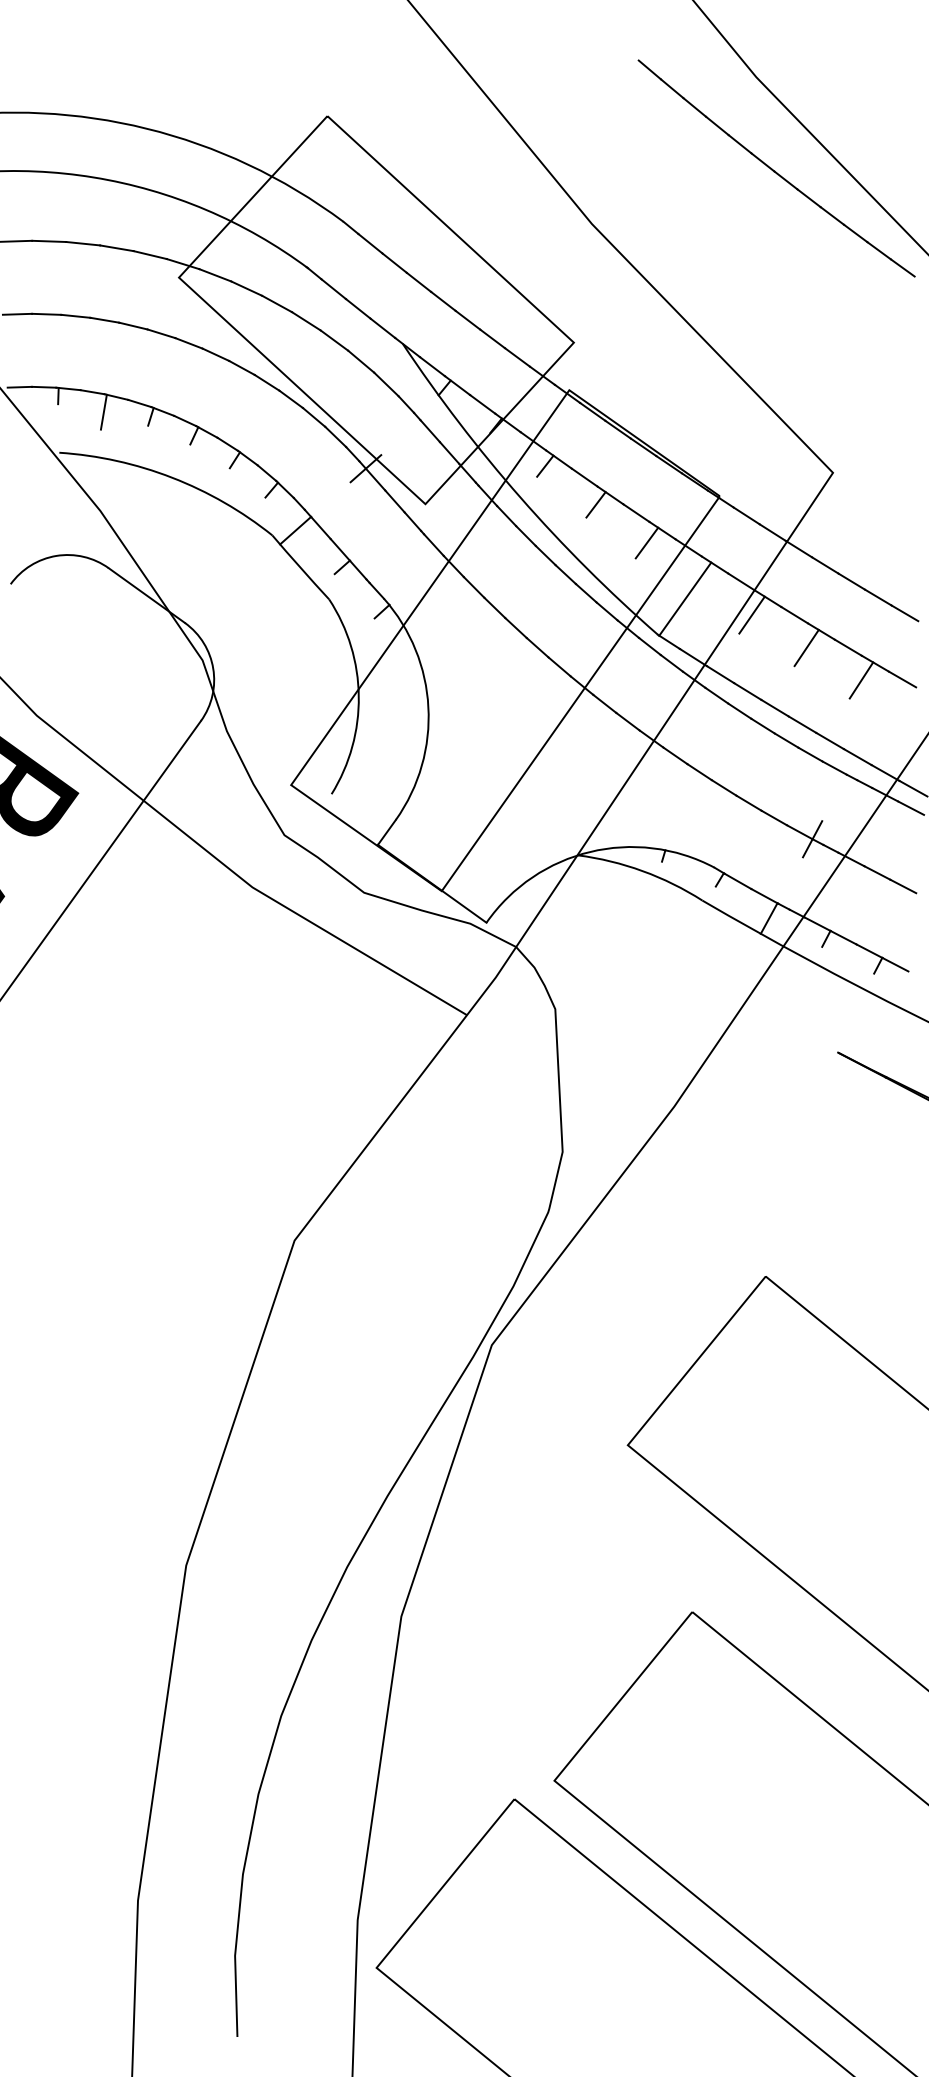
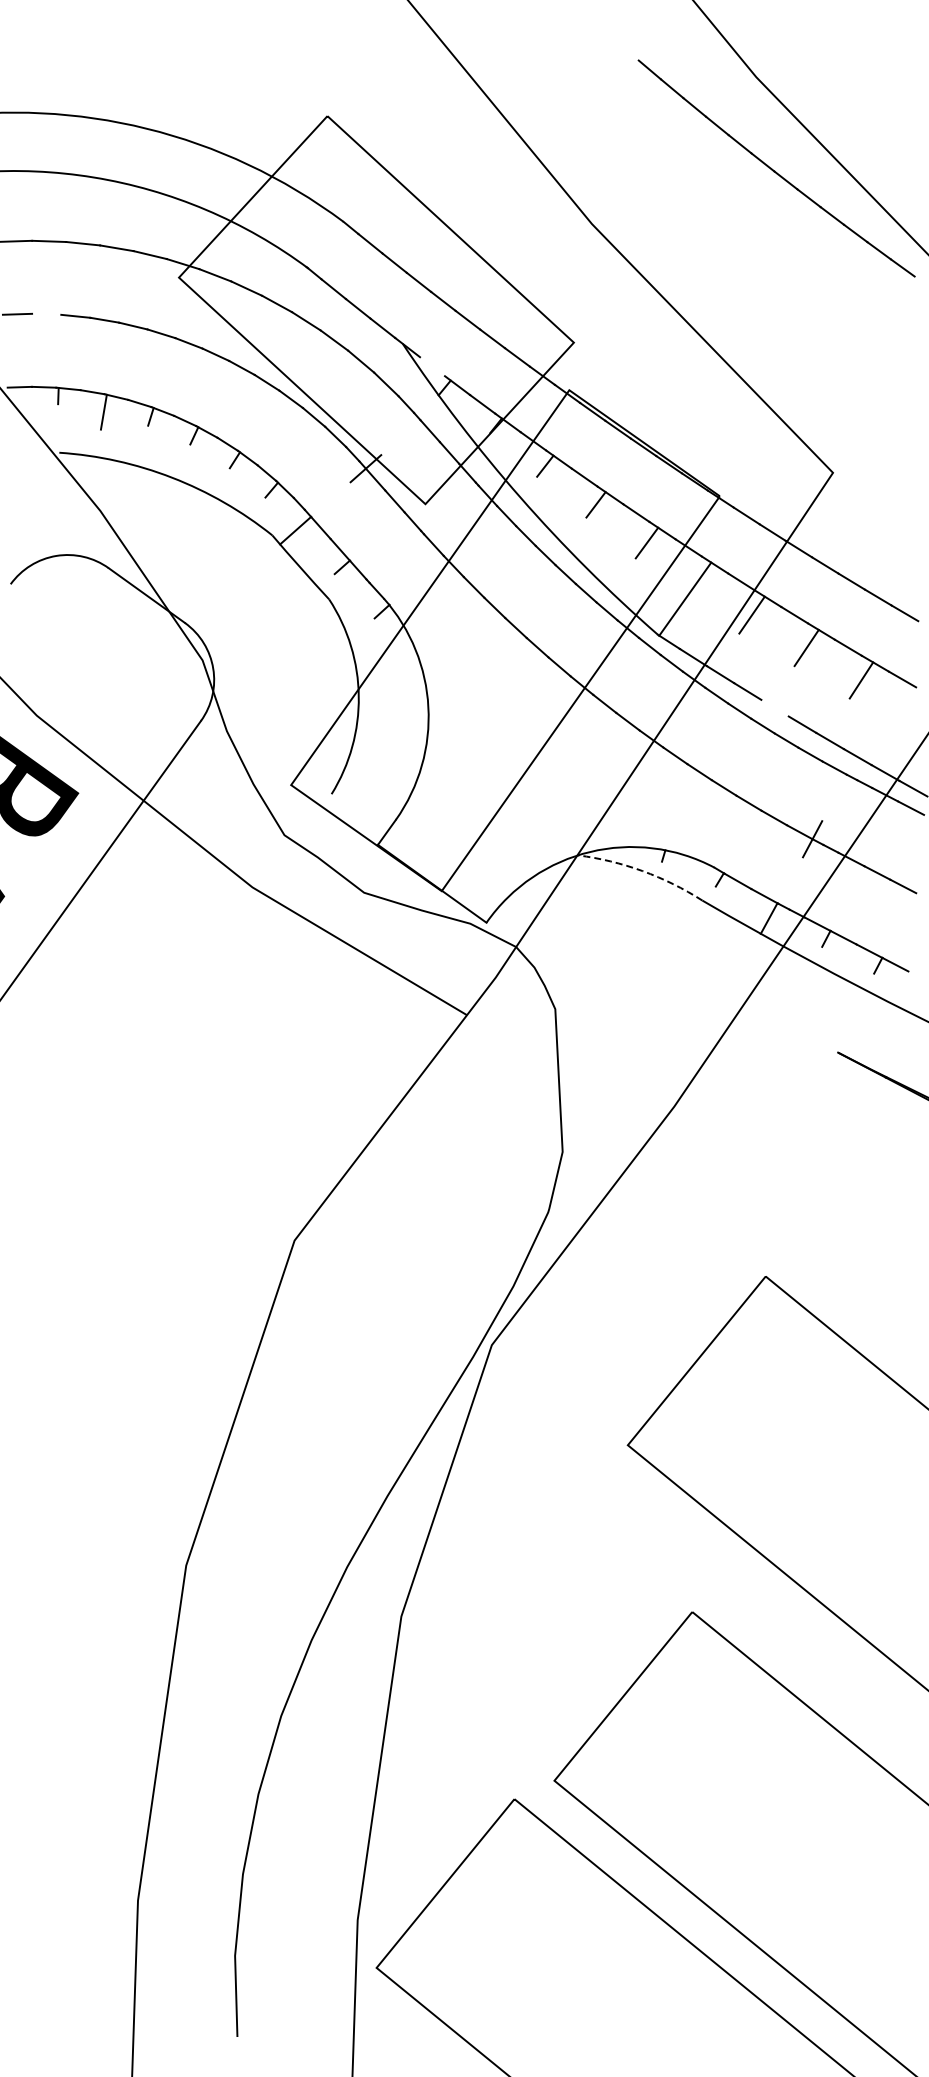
line: present -> none (46, 313)
line: present -> none (432, 366)
line: present -> none (774, 707)
arc: solid -> dashed (642, 871)
